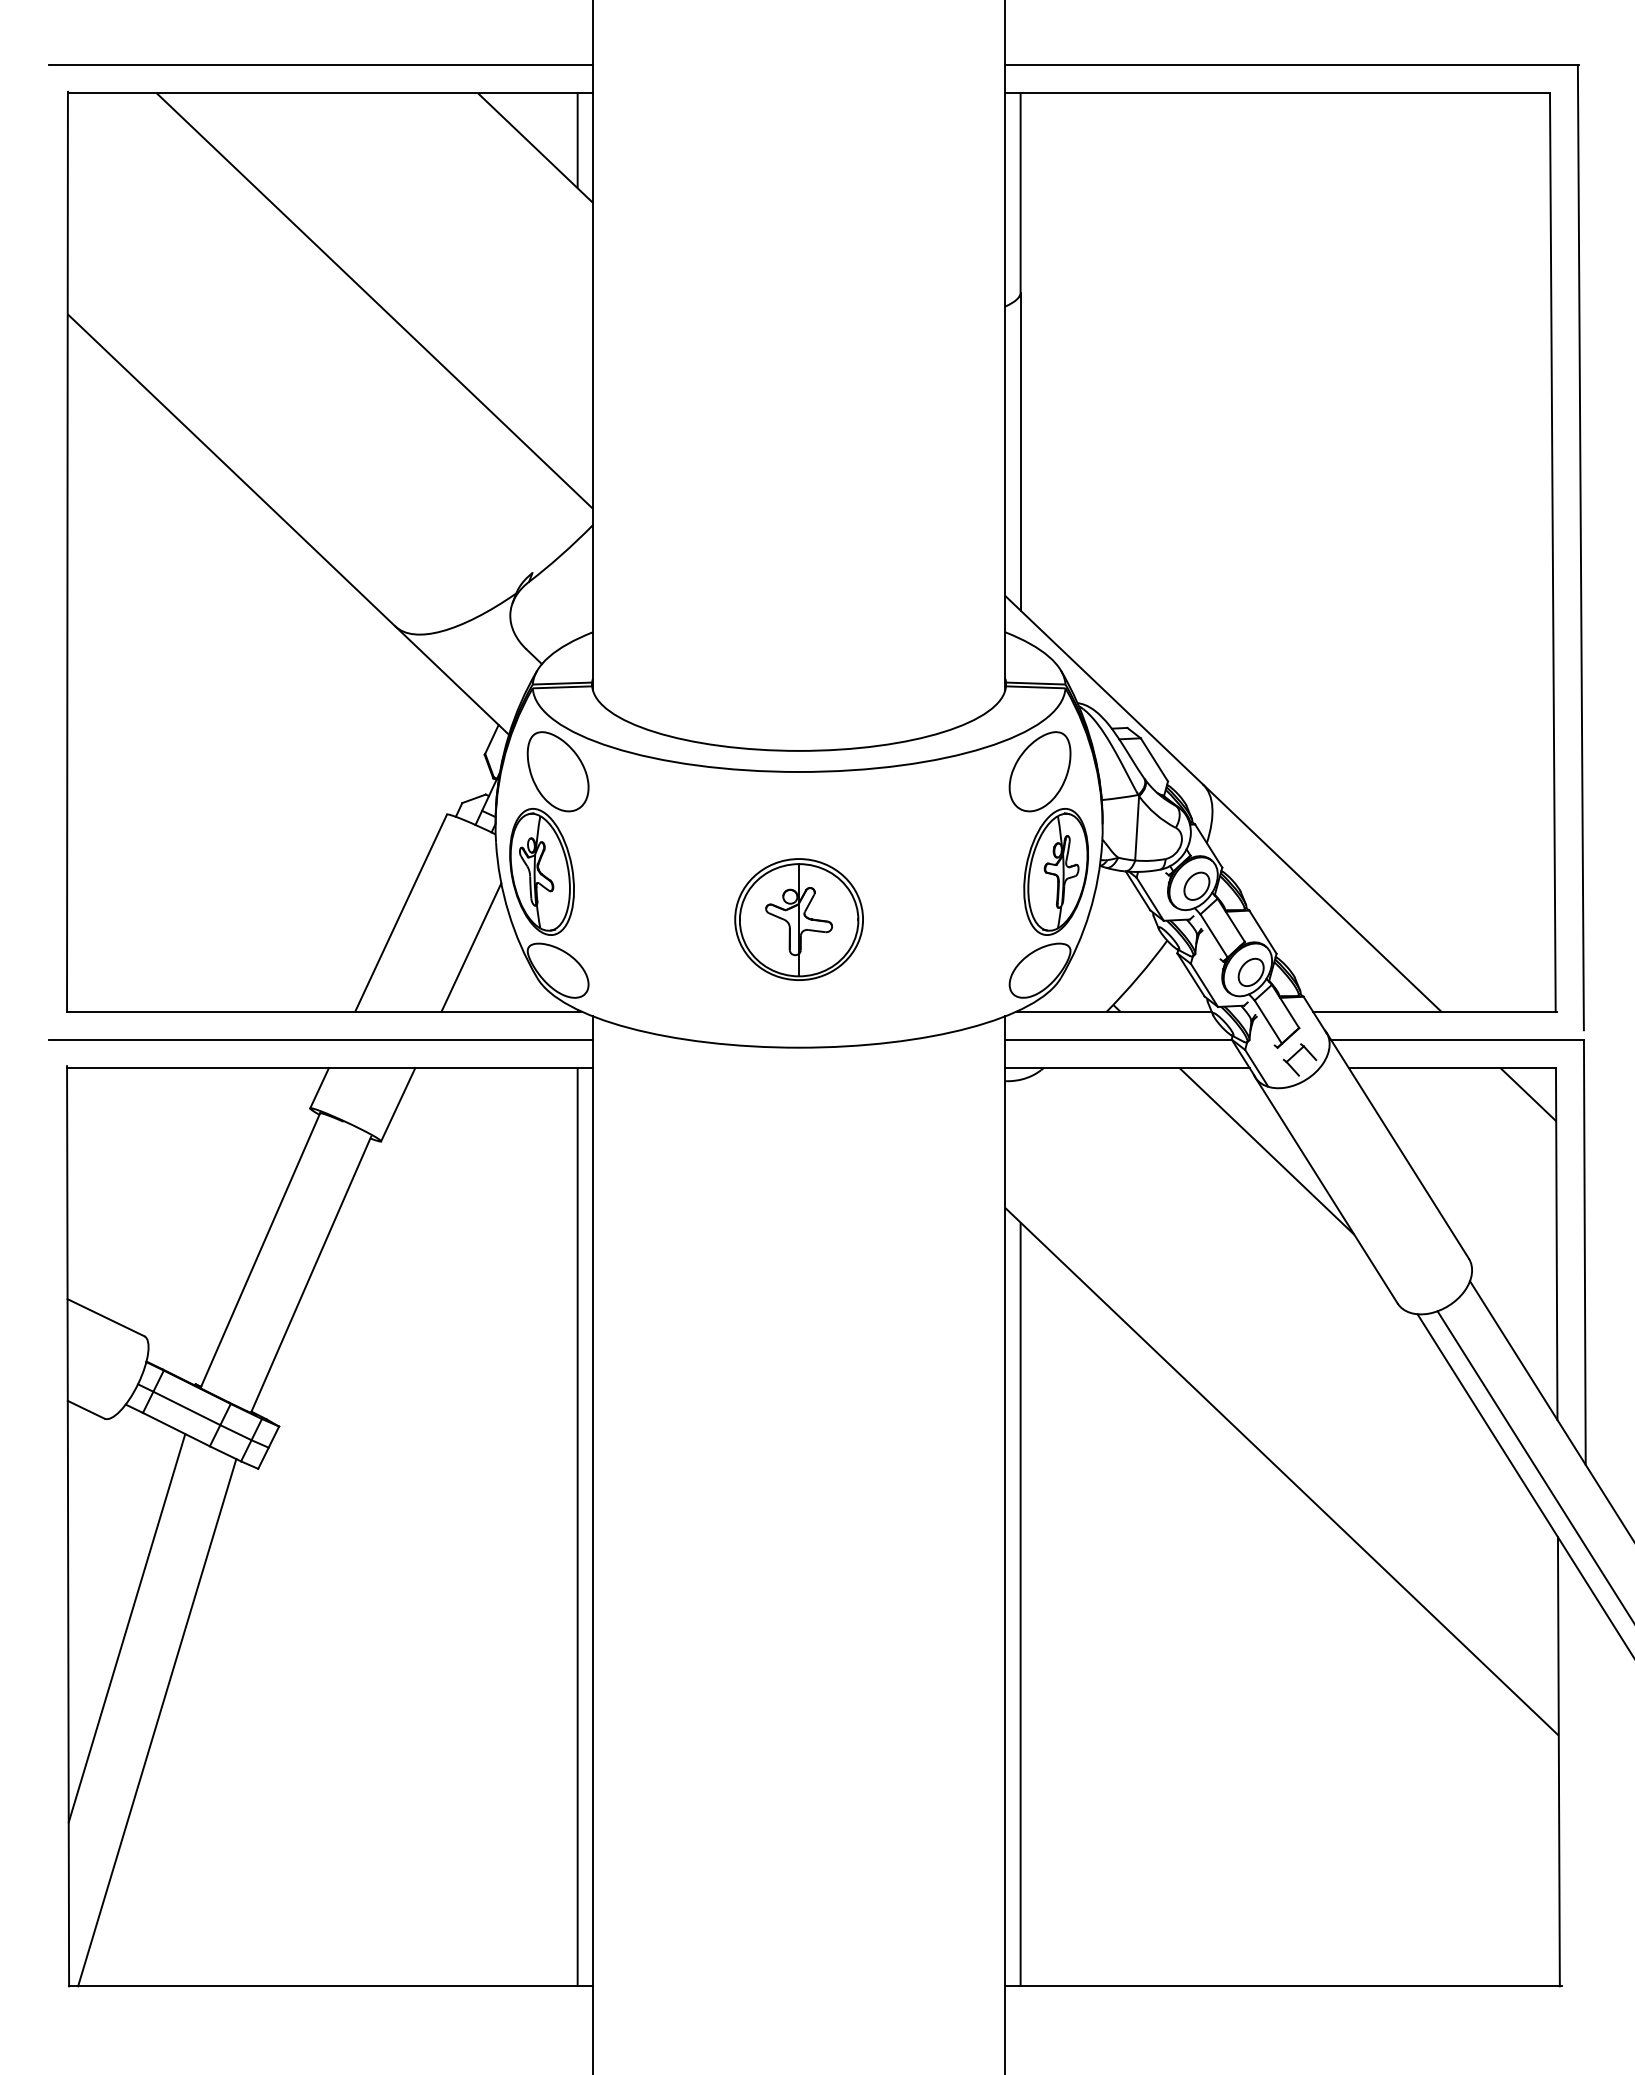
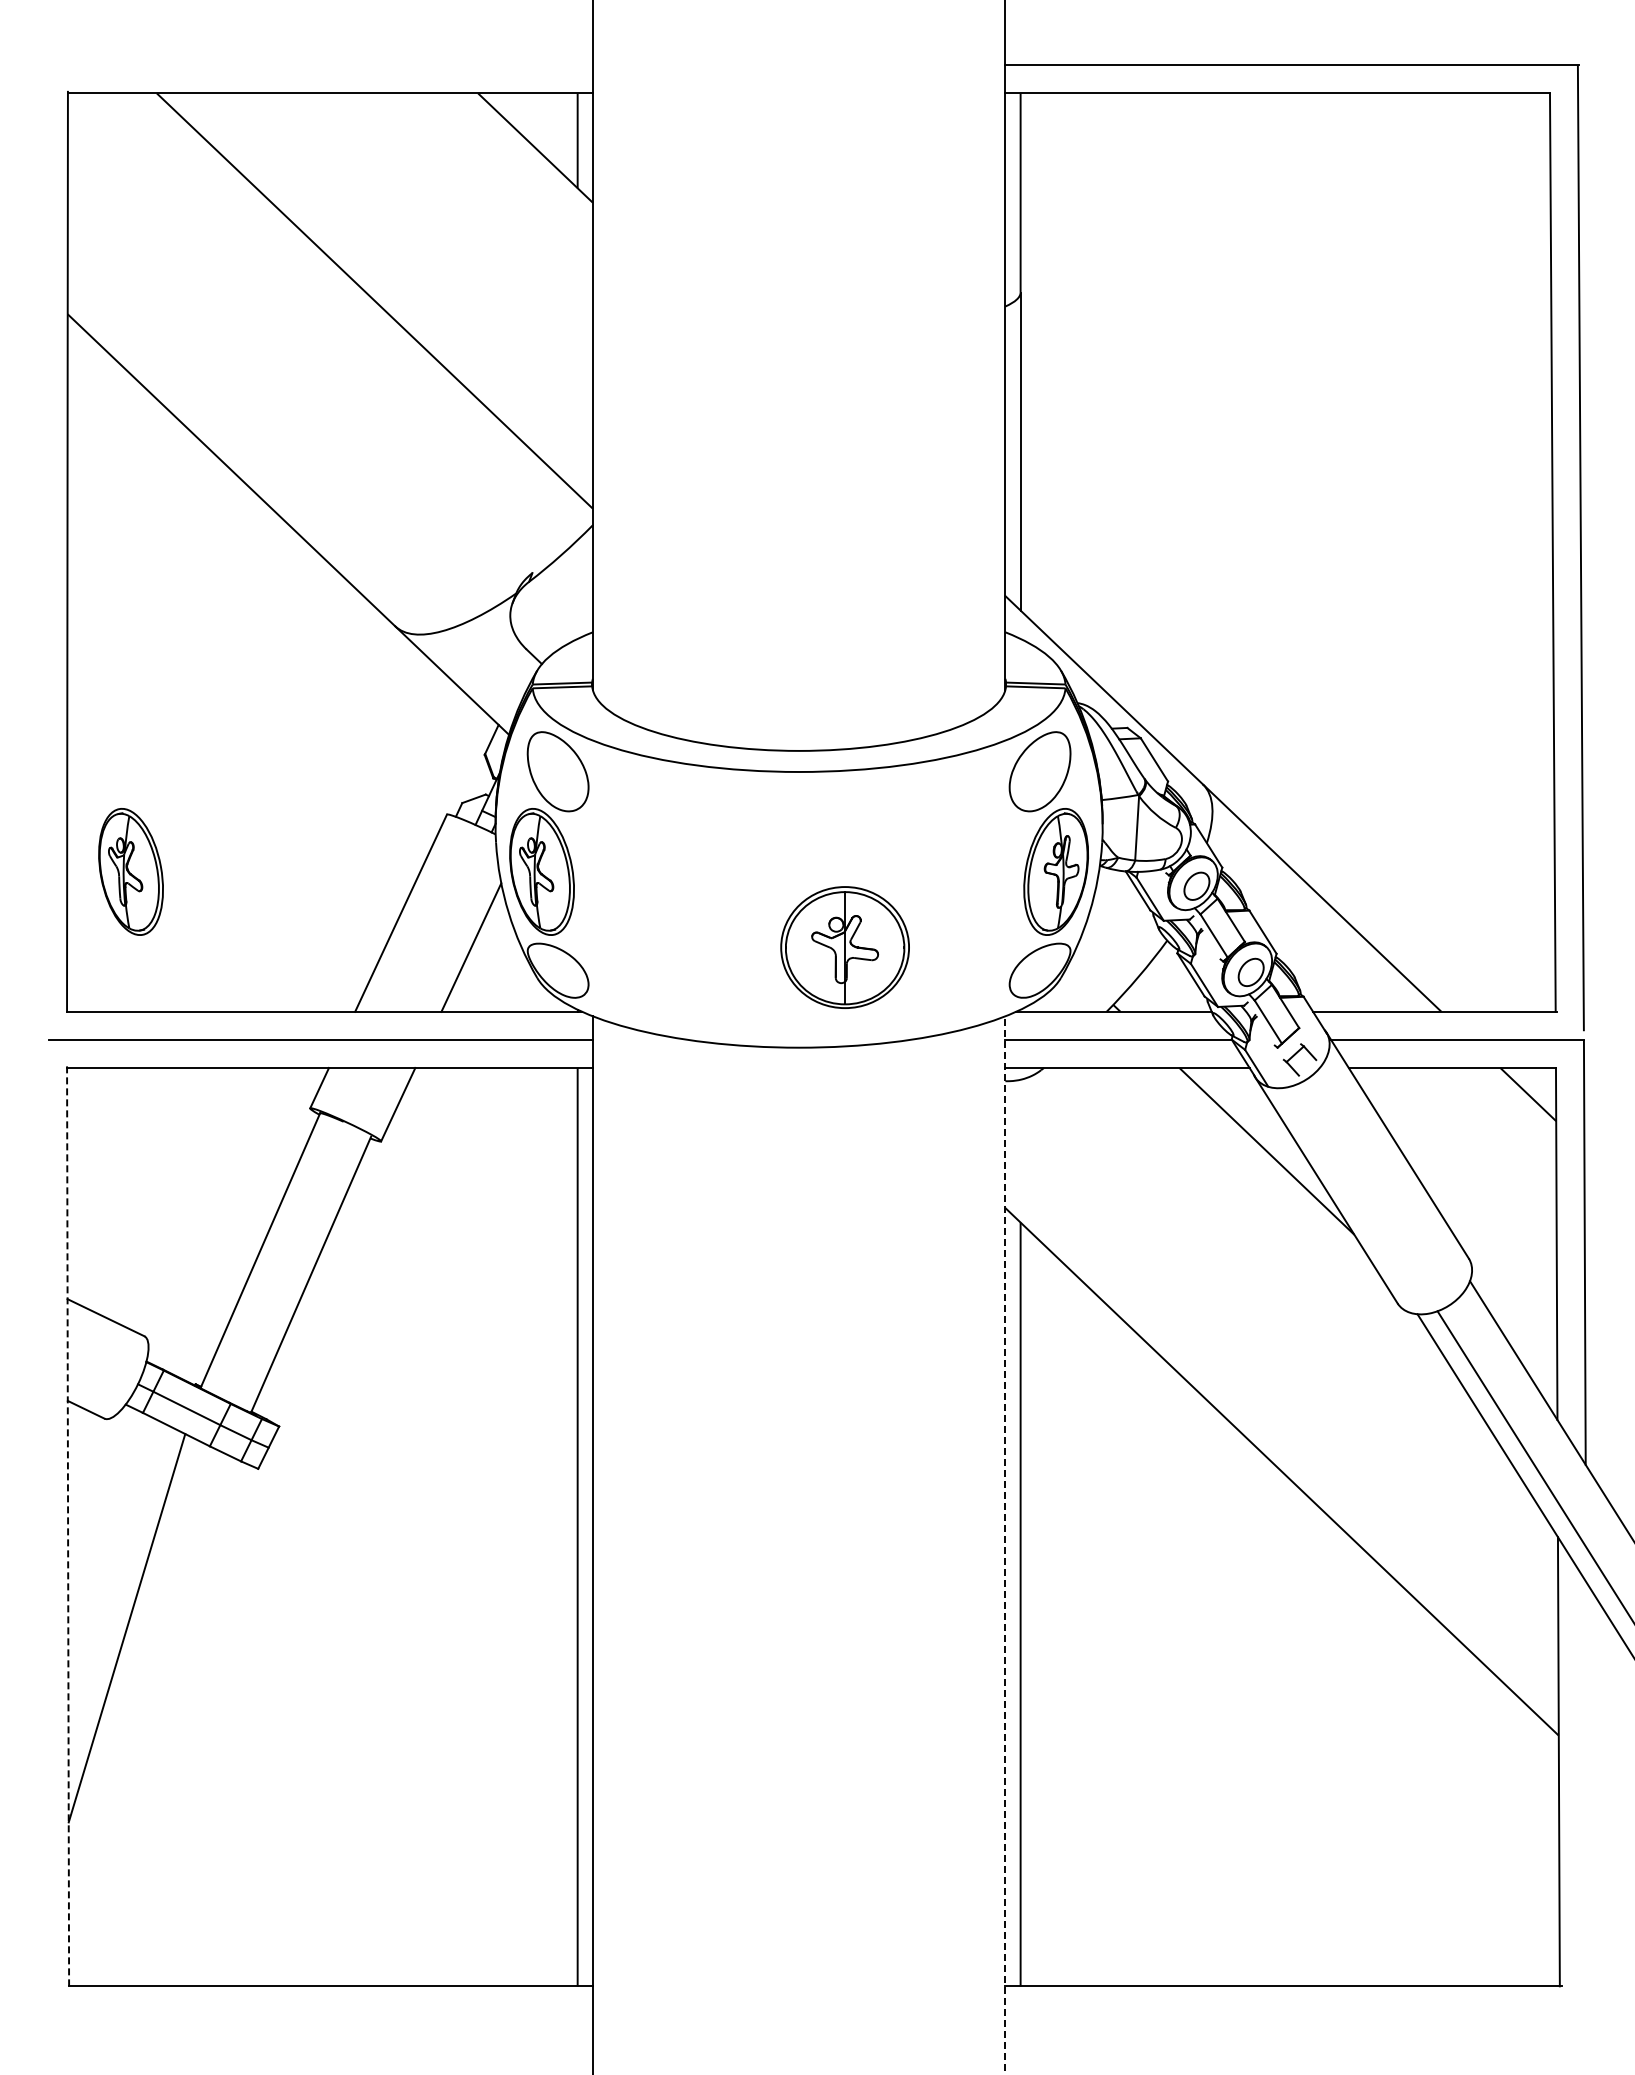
line: present -> none (320, 65)
part: none -> present (130, 871)
part position: (798, 919) -> (844, 947) (844, 947)
line: solid -> dashed (68, 1525)
line: solid -> dashed (1005, 1545)
line: present -> none (157, 1722)
